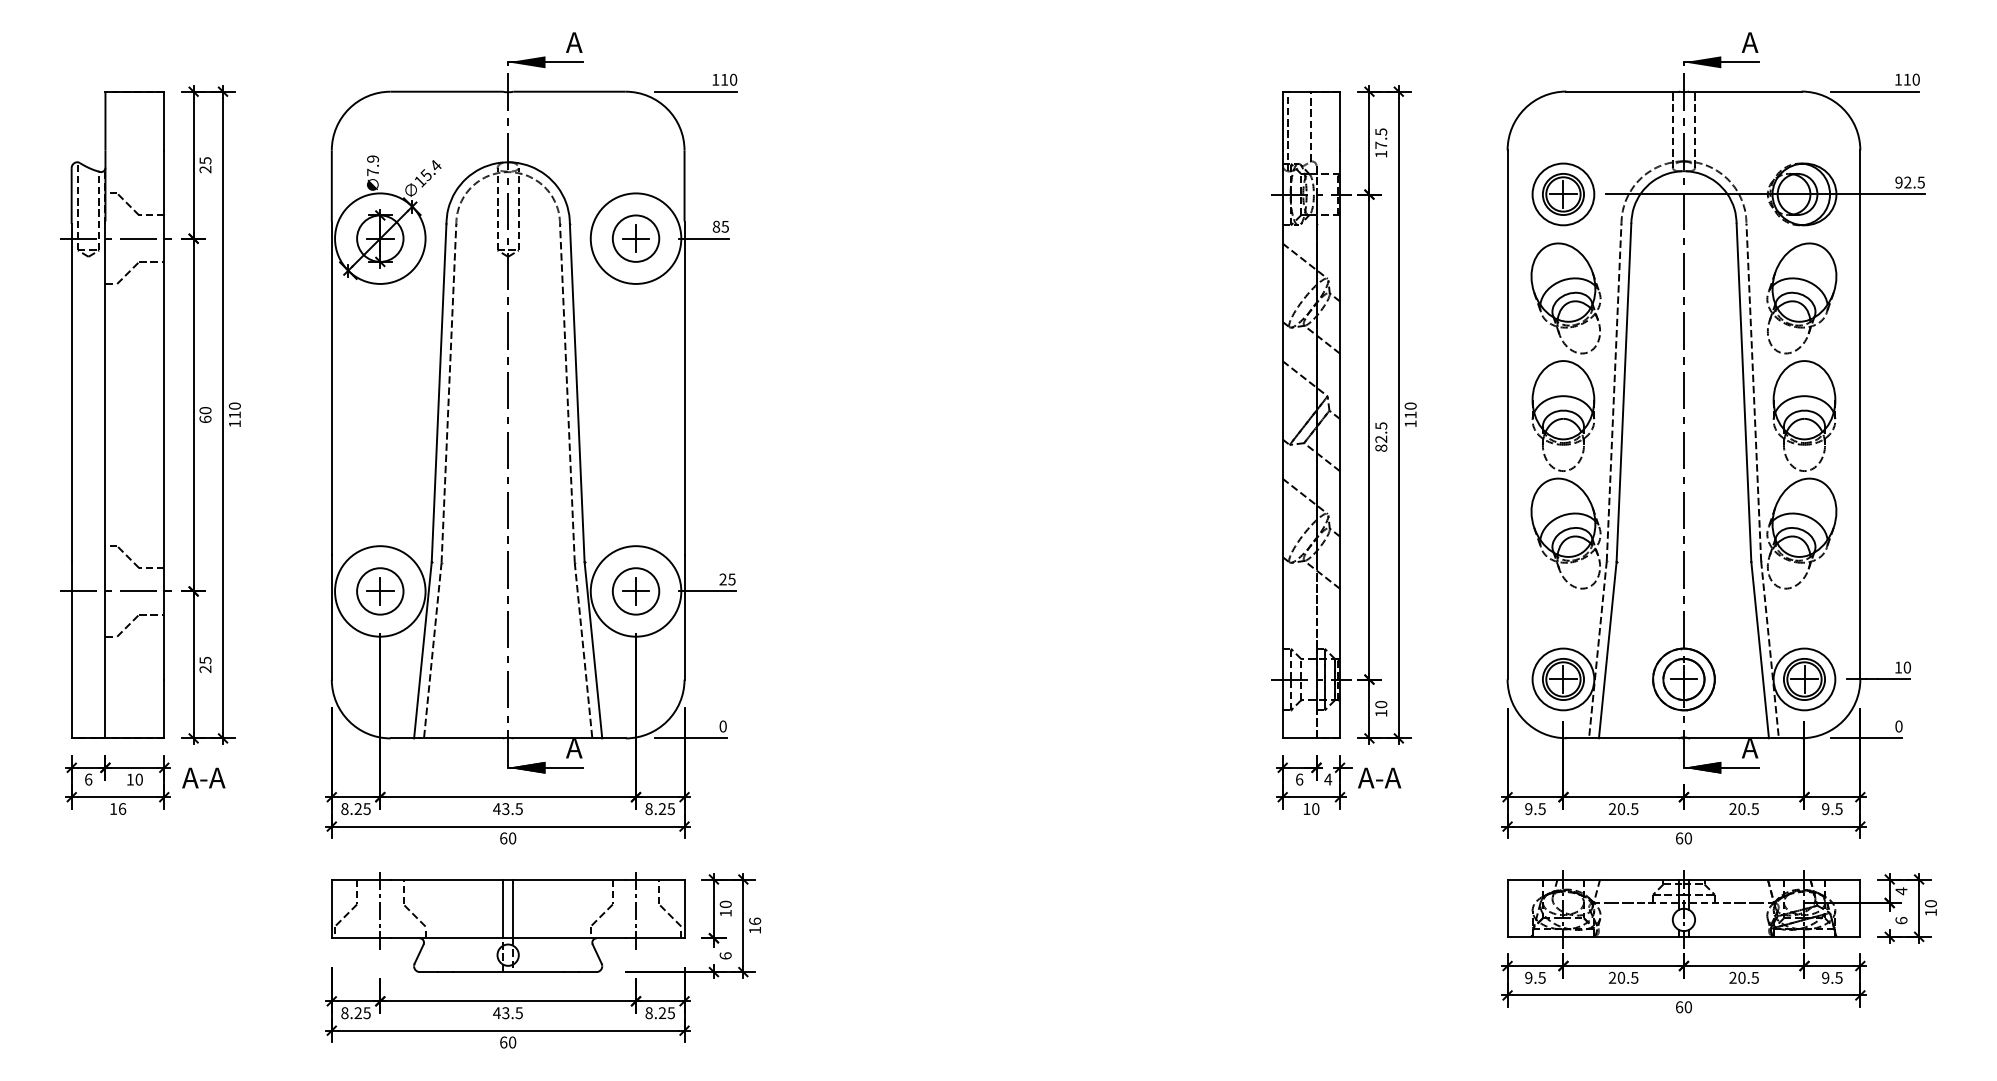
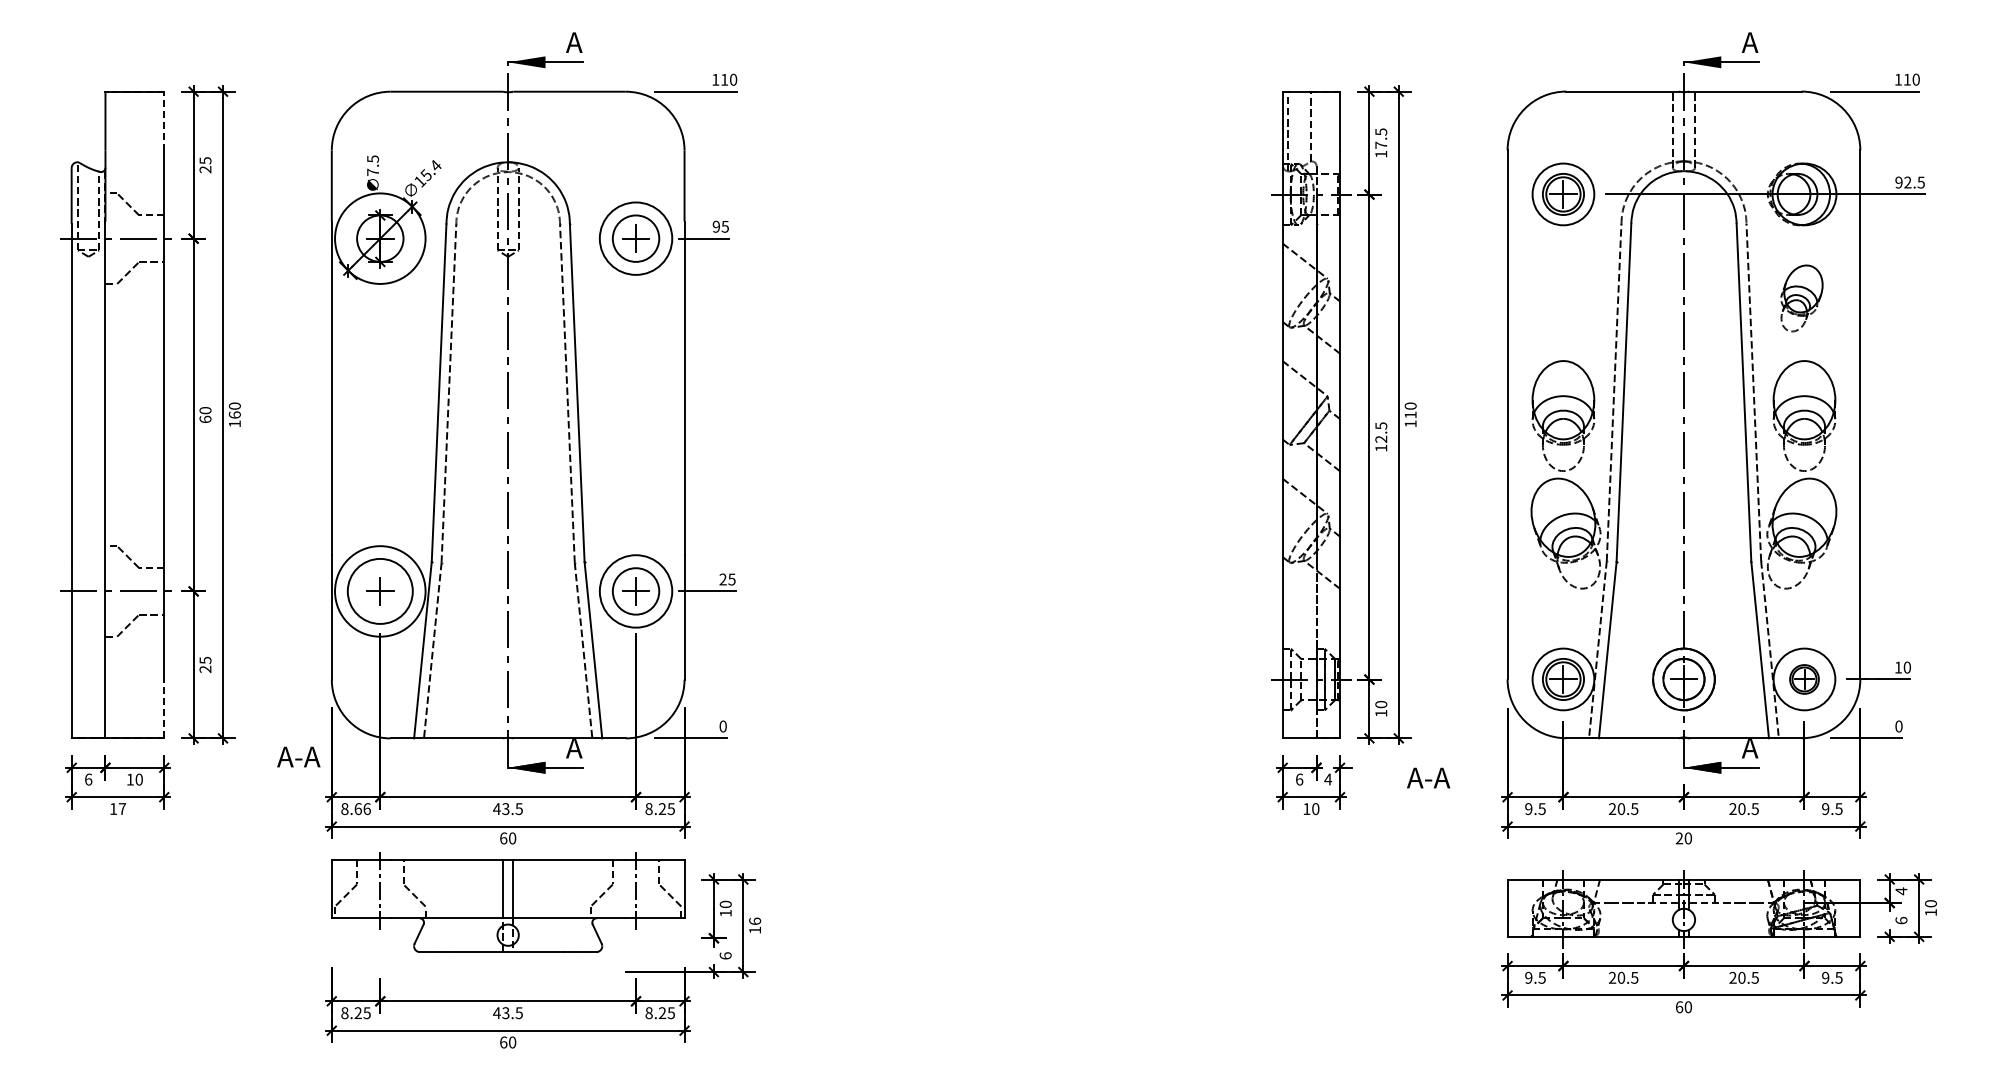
line: solid -> dashed (164, 120)
text: 7.9 -> 7.5 (372, 158)
text: 85 -> 95 (716, 226)
circle diameter: 91 px -> 72 px (635, 238)
part: present -> none (1565, 298)
part size: 72x113 px -> 44x69 px (1801, 298)
text: 110 -> 160 (234, 414)
text: 82.5 -> 12.5 (1381, 447)
circle diameter: 46 px -> 65 px (379, 590)
circle diameter: 91 px -> 72 px (635, 591)
part size: 43x43 px -> 31x31 px (1804, 679)
line: solid -> dashed (164, 708)
text position: (203, 777) -> (298, 756) (298, 756)
text position: (1379, 777) -> (1428, 777) (1428, 777)
text: 16 -> 17 (122, 808)
text: 8.25 -> 8.66 (362, 809)
text: 60 -> 20 (1679, 838)
part position: (508, 922) -> (508, 902) (508, 902)
